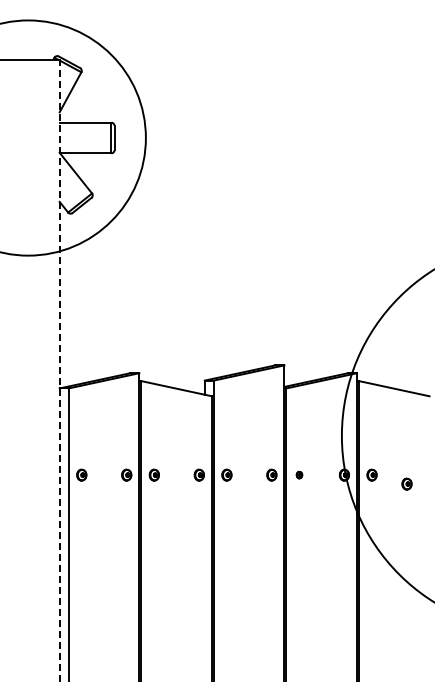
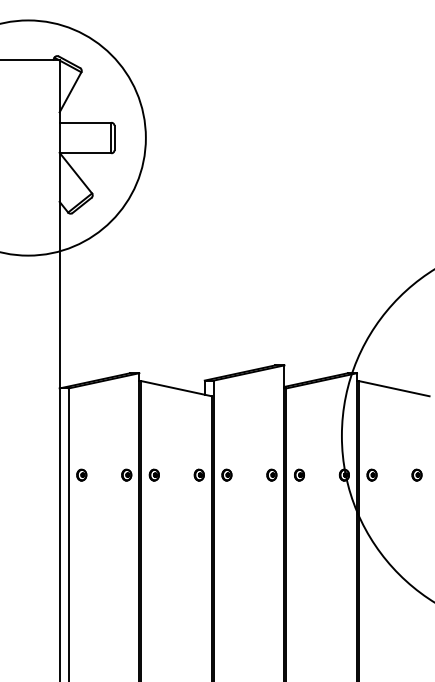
line: dashed -> solid (59, 370)
part size: 9x10 px -> 11x14 px (299, 474)
part position: (406, 483) -> (416, 474) (416, 474)
